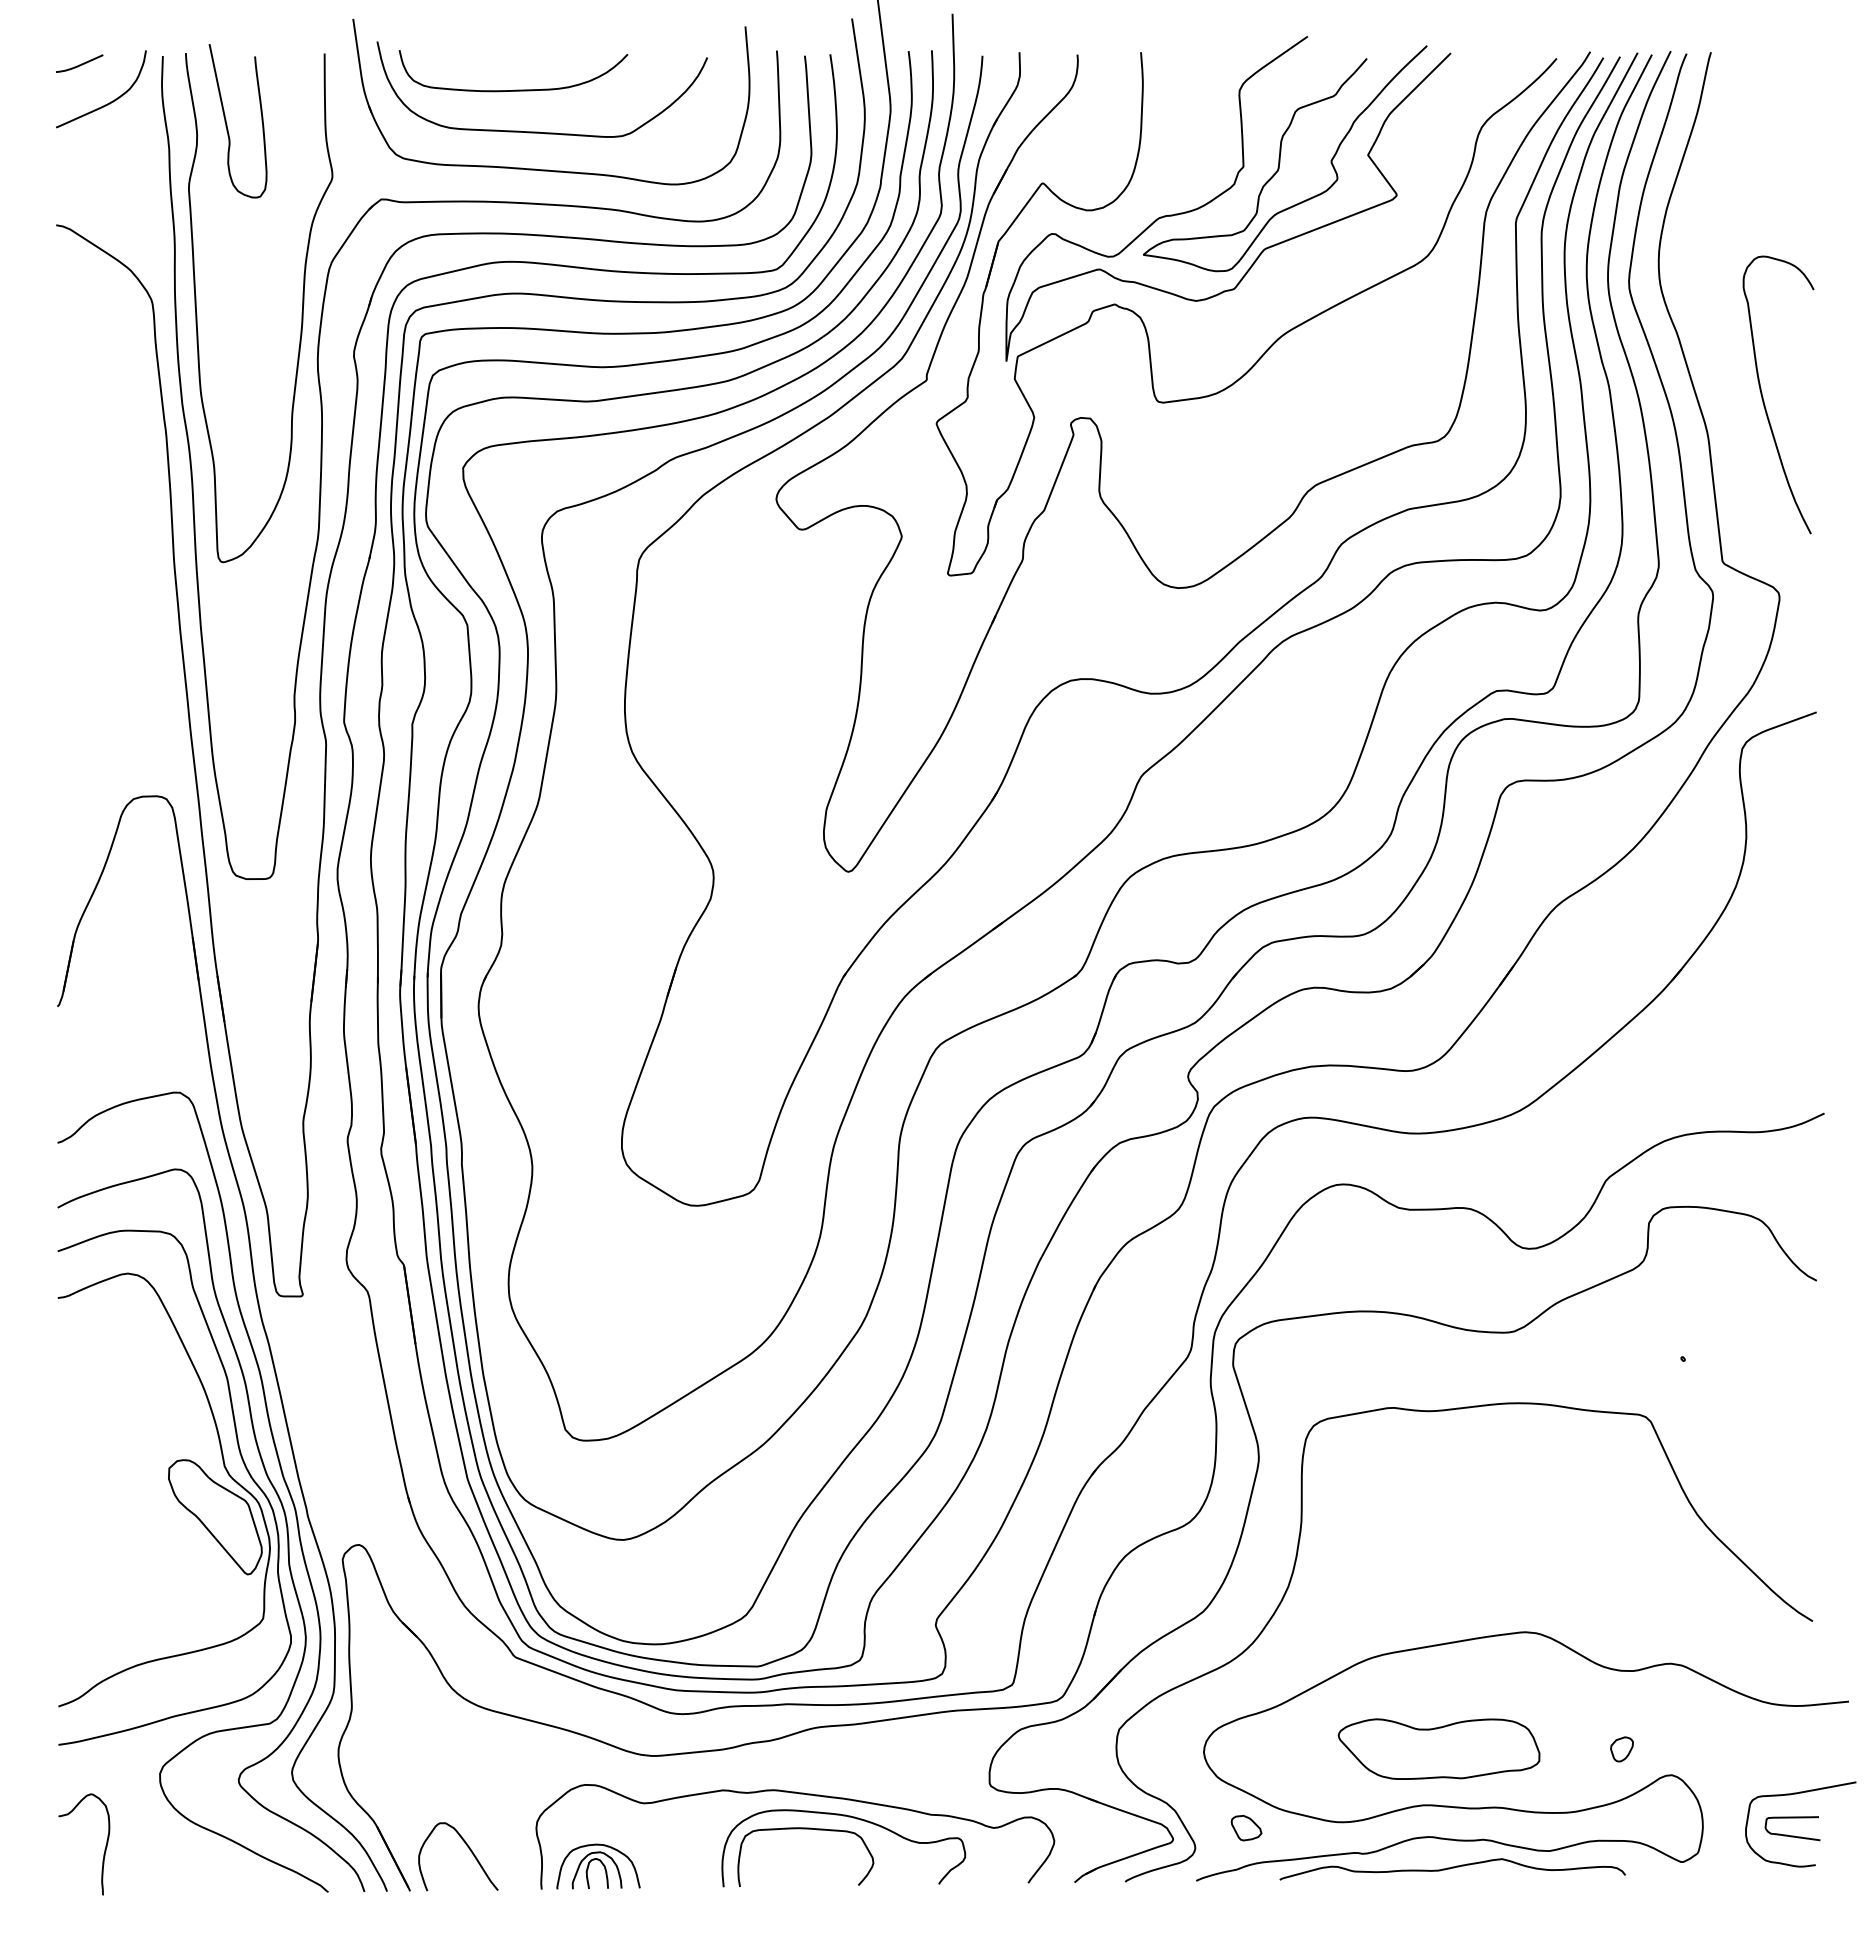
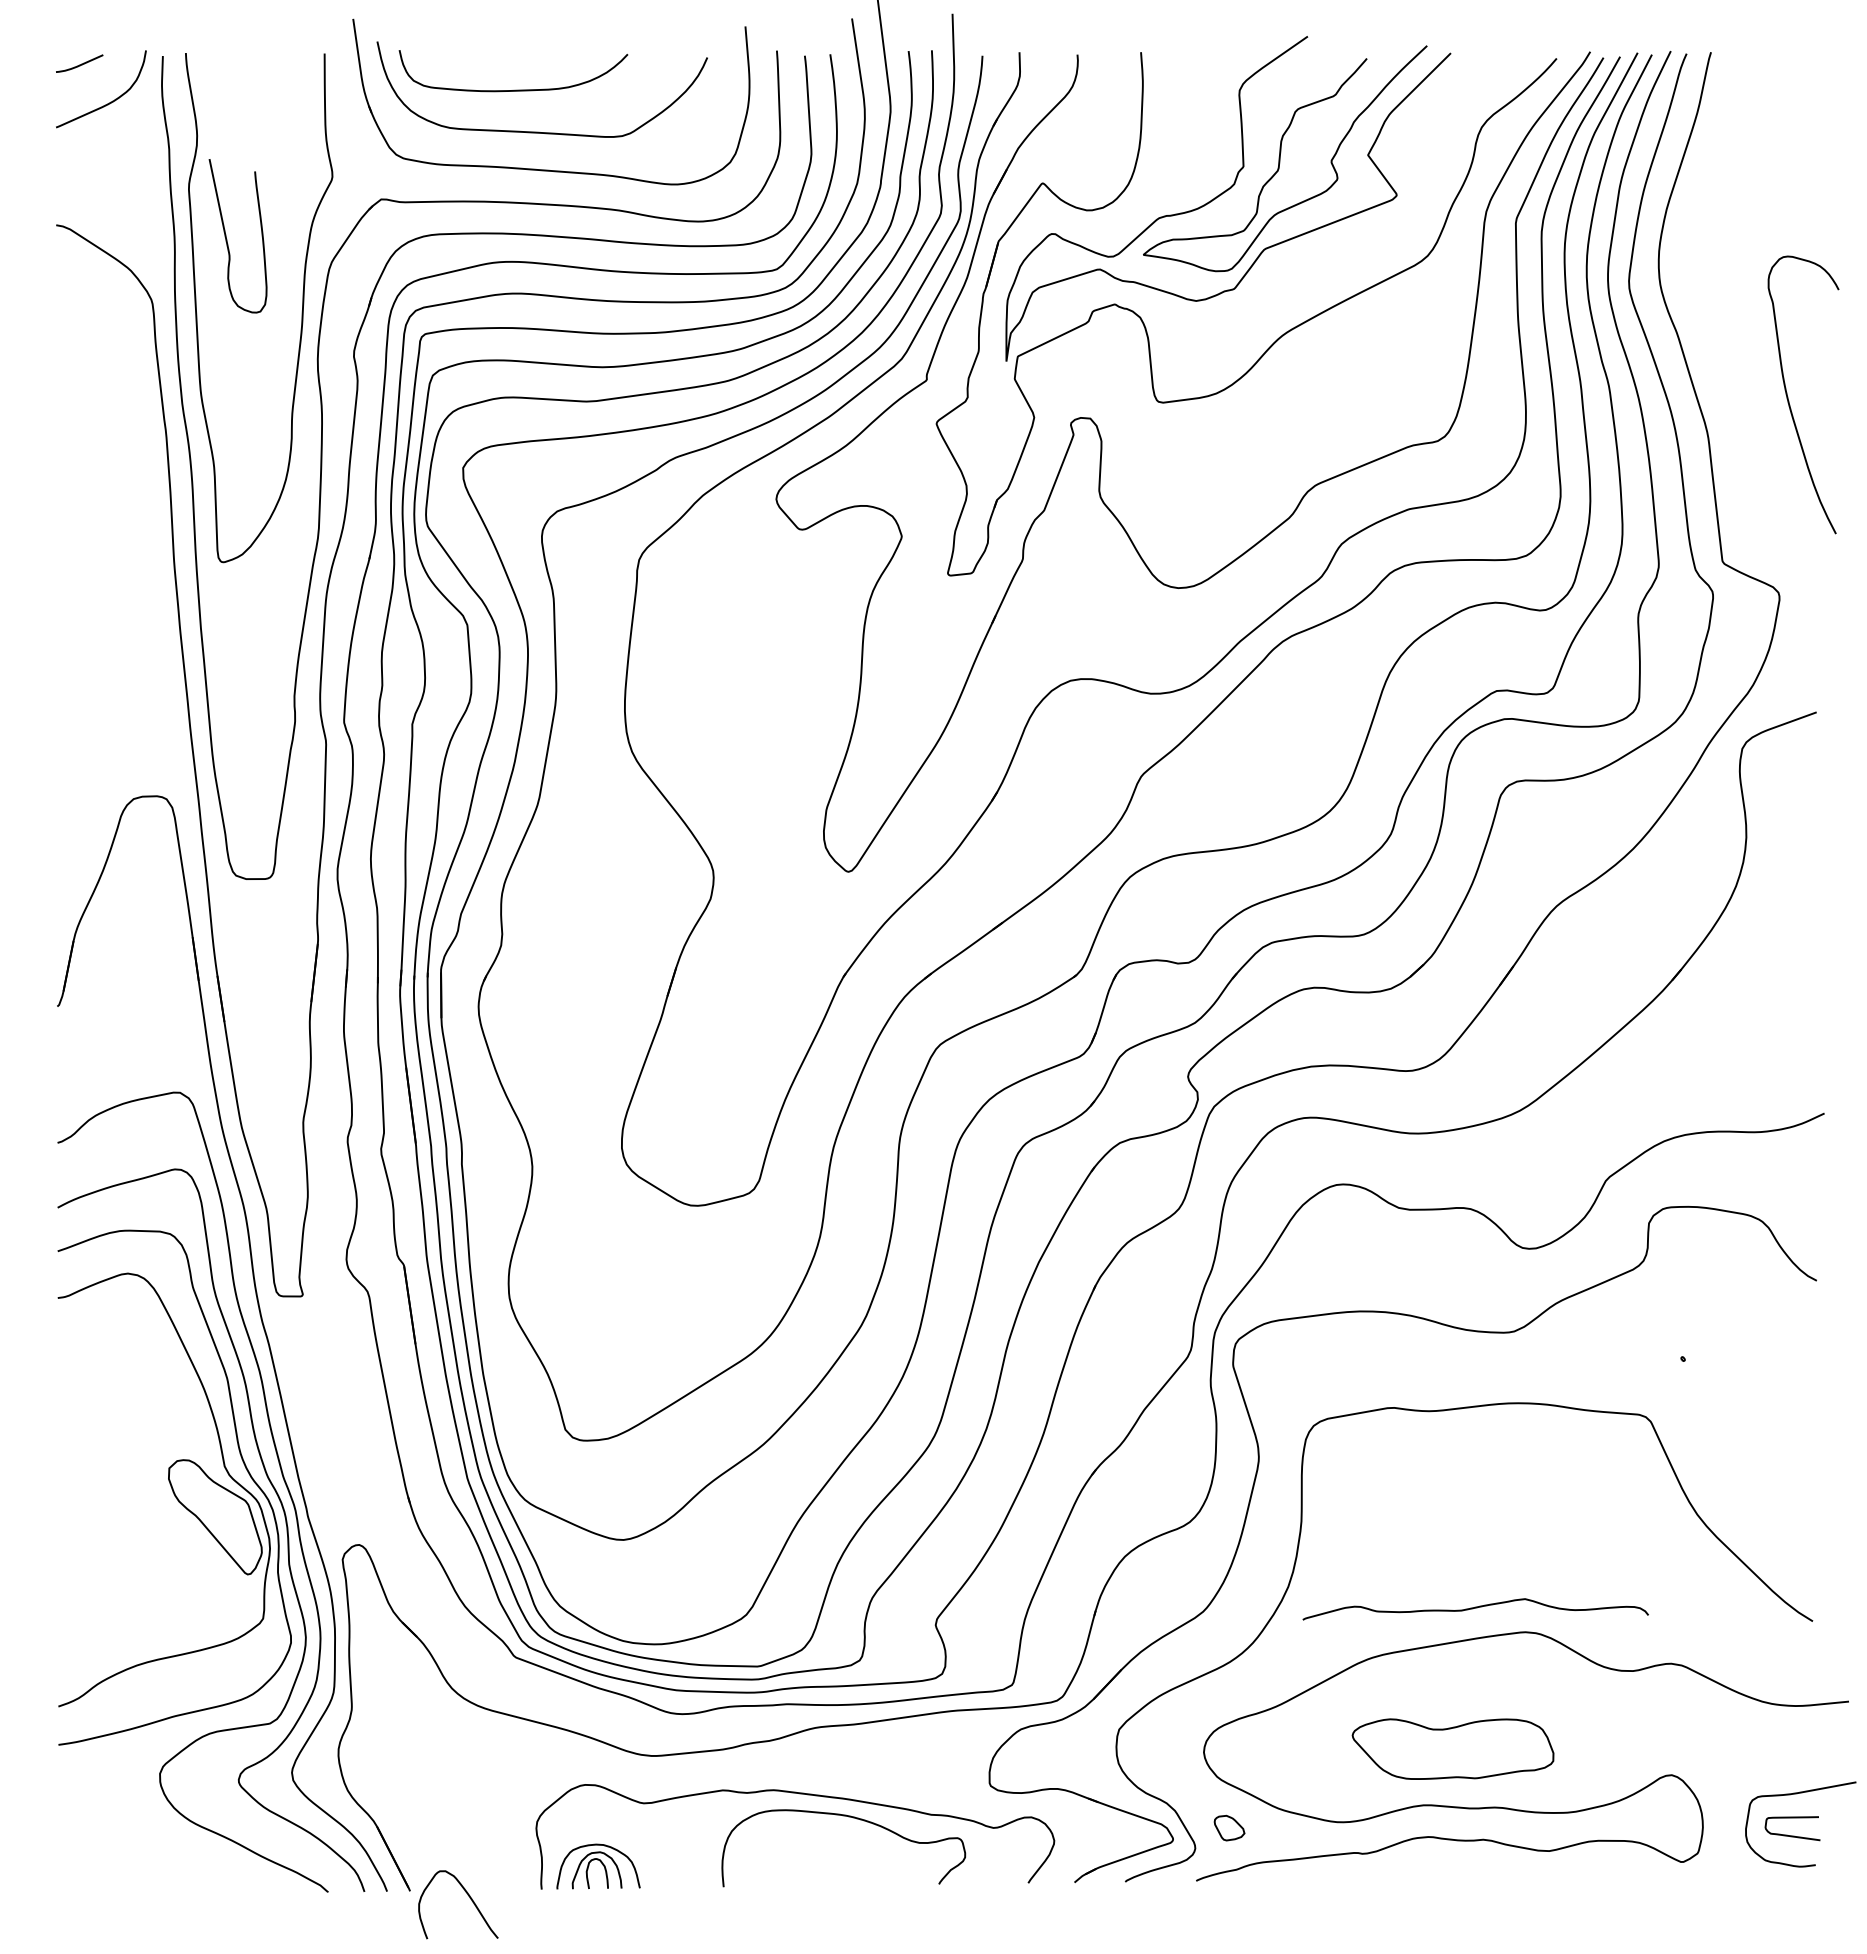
curve position: (227, 124) -> (227, 239) (227, 239)
curve position: (1763, 396) -> (1788, 396) (1788, 396)
part position: (1438, 1748) -> (1452, 1748) (1452, 1748)
part: present -> none (1621, 1749)
part position: (1246, 1827) -> (1229, 1827) (1229, 1827)
curve: present -> none (805, 1829)
curve: present -> none (104, 1849)
curve position: (469, 1850) -> (469, 1898) (469, 1898)
curve position: (1452, 1868) -> (1475, 1608) (1475, 1608)
